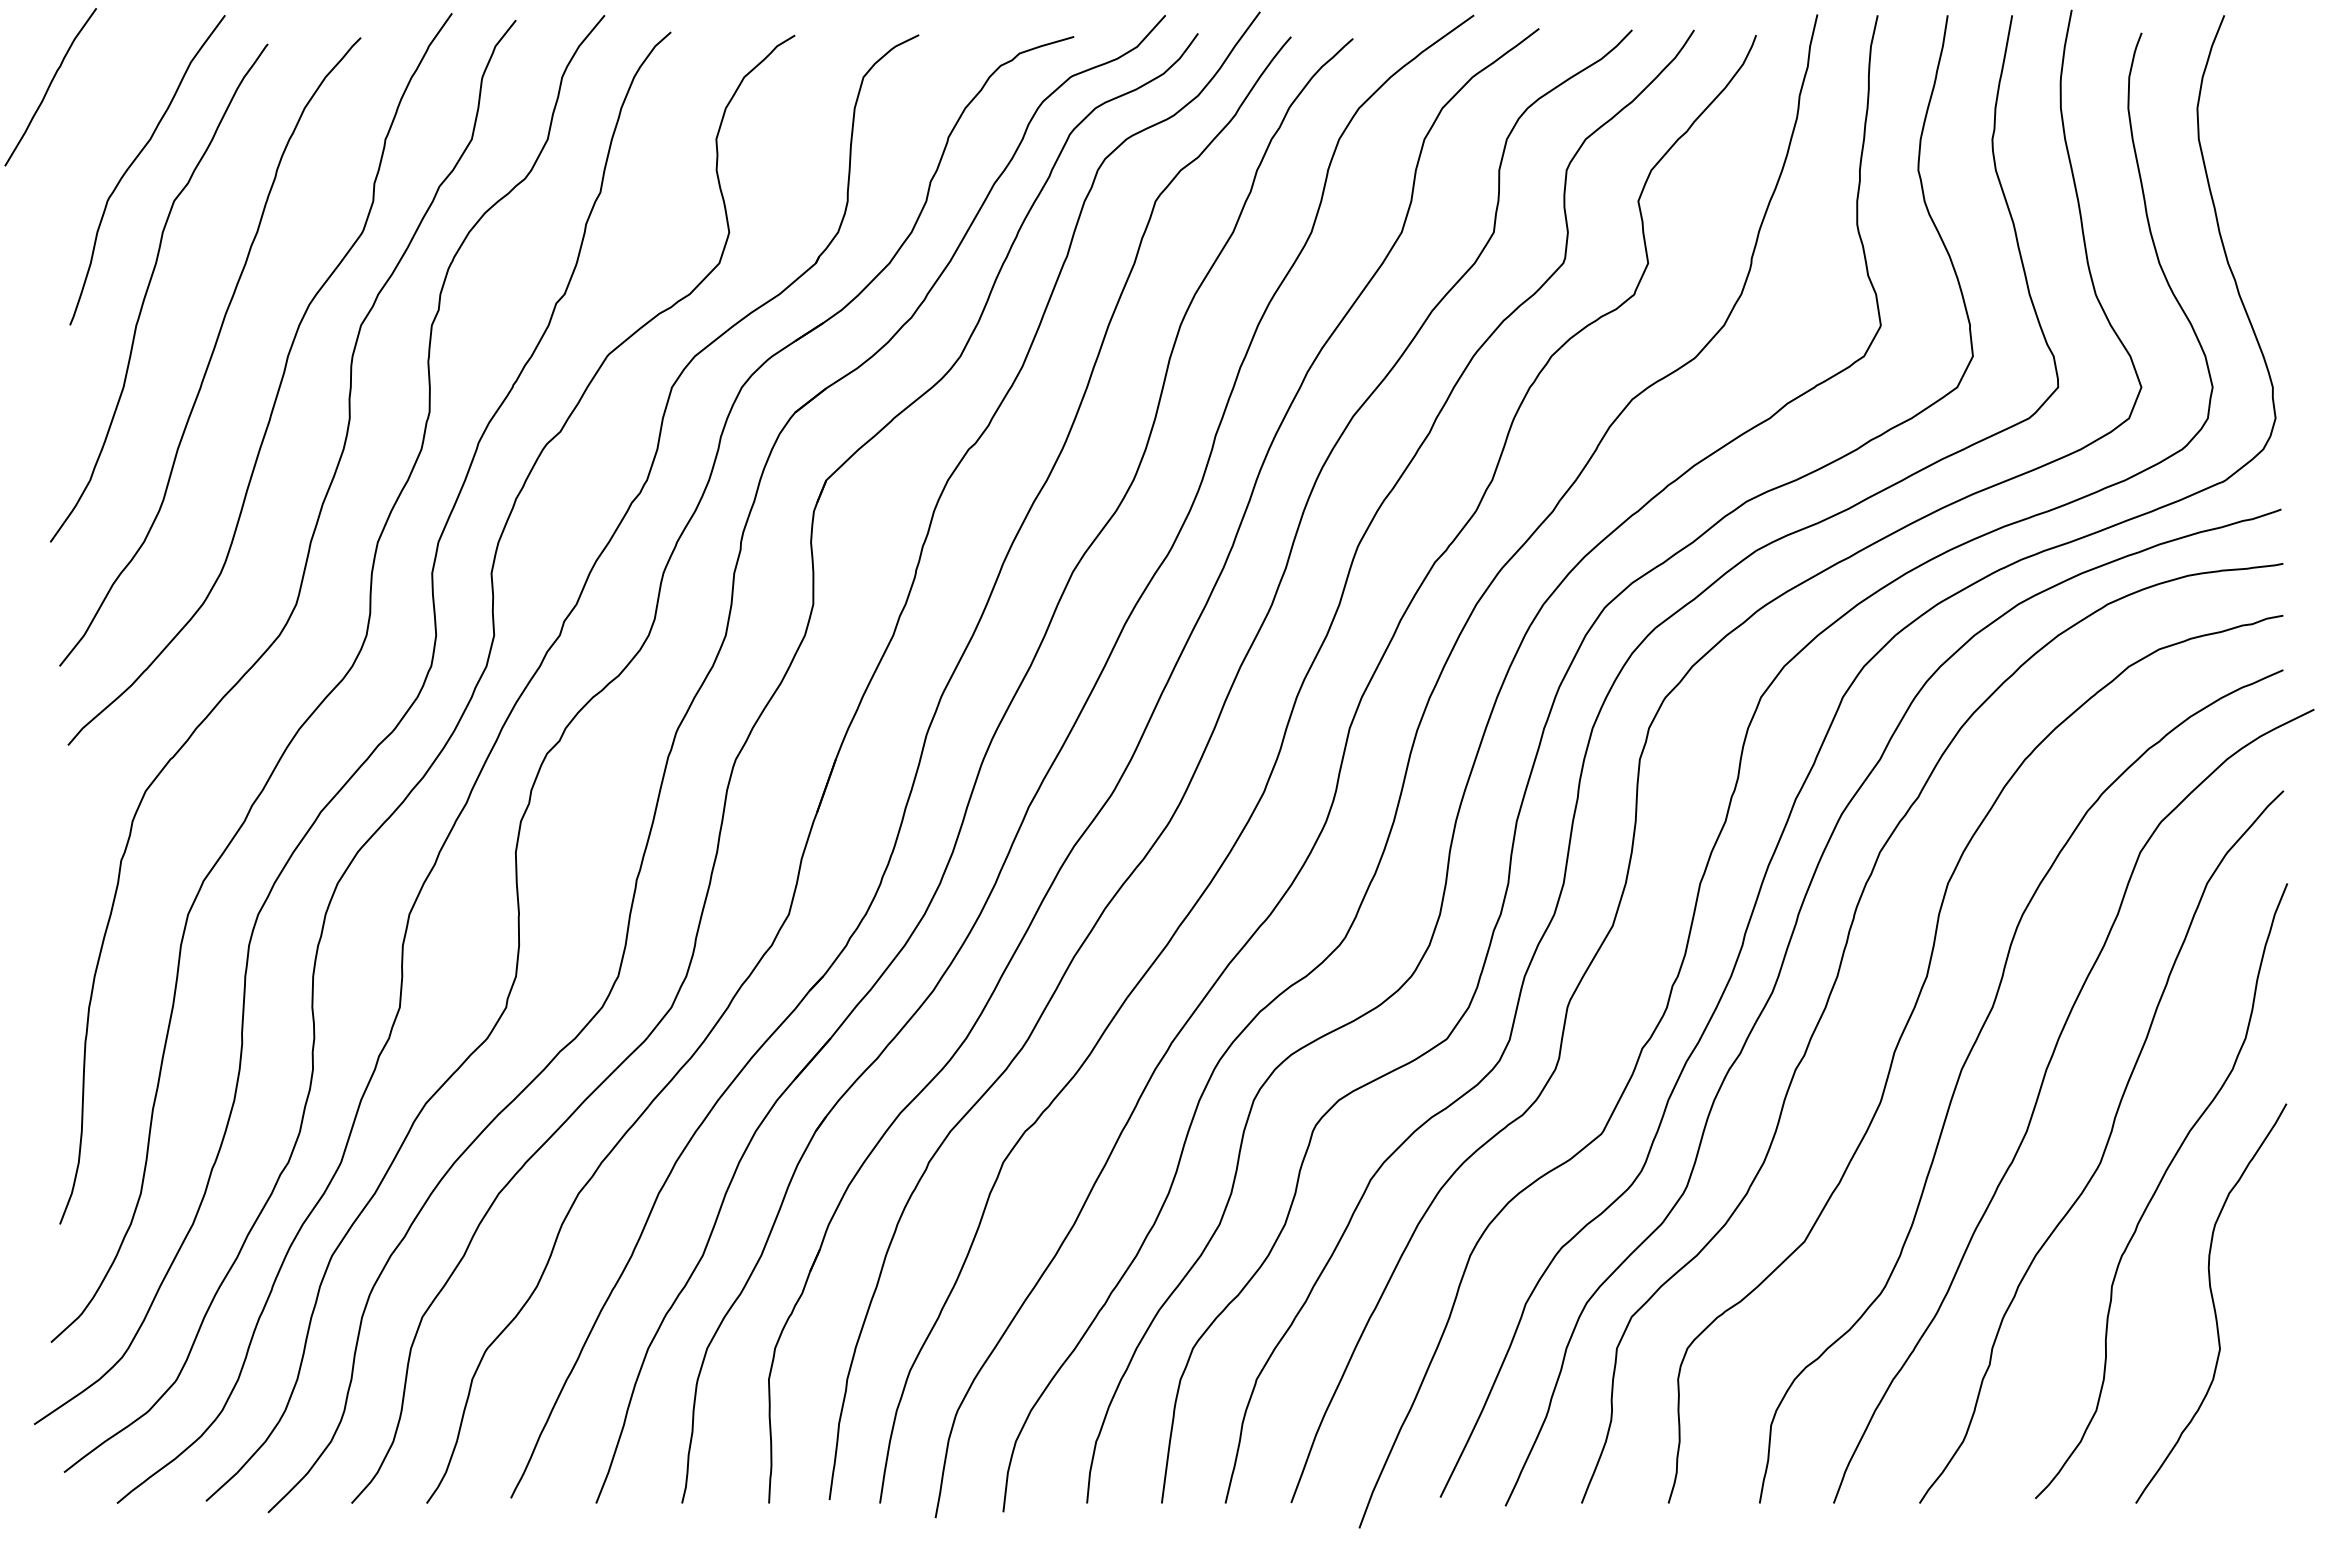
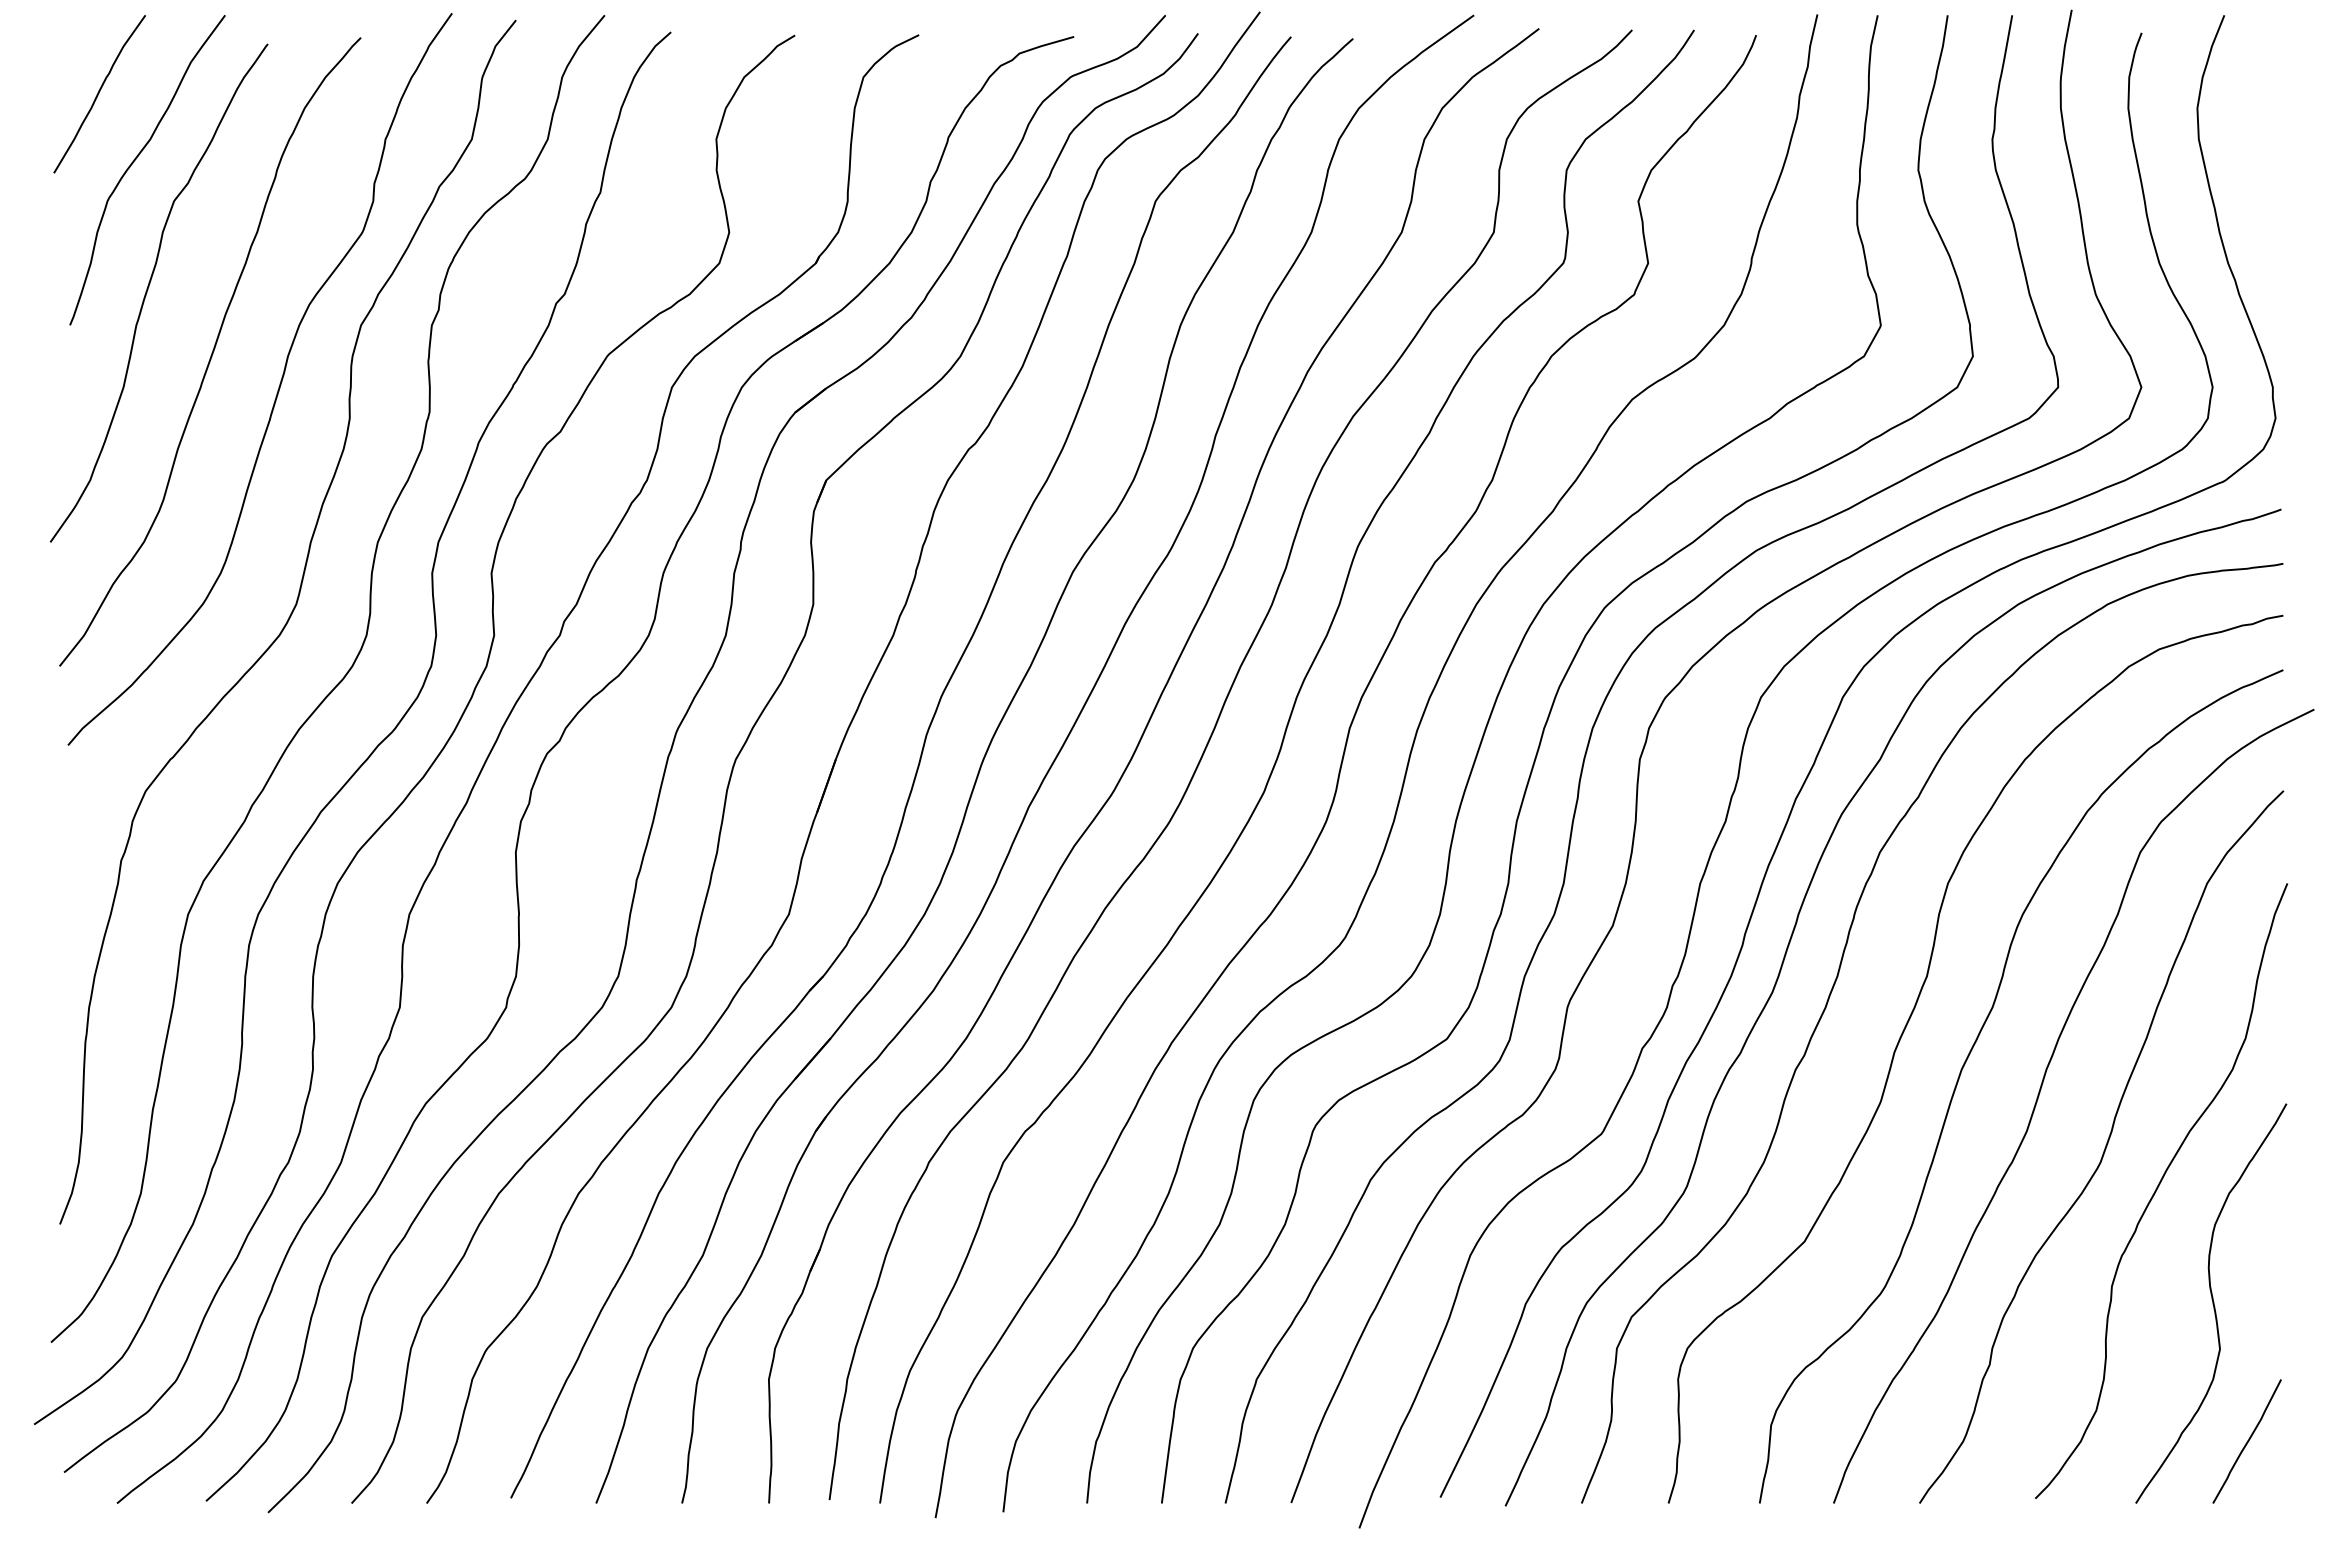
curve position: (50, 86) -> (99, 93) (99, 93)
curve: none -> present (2247, 1441)
